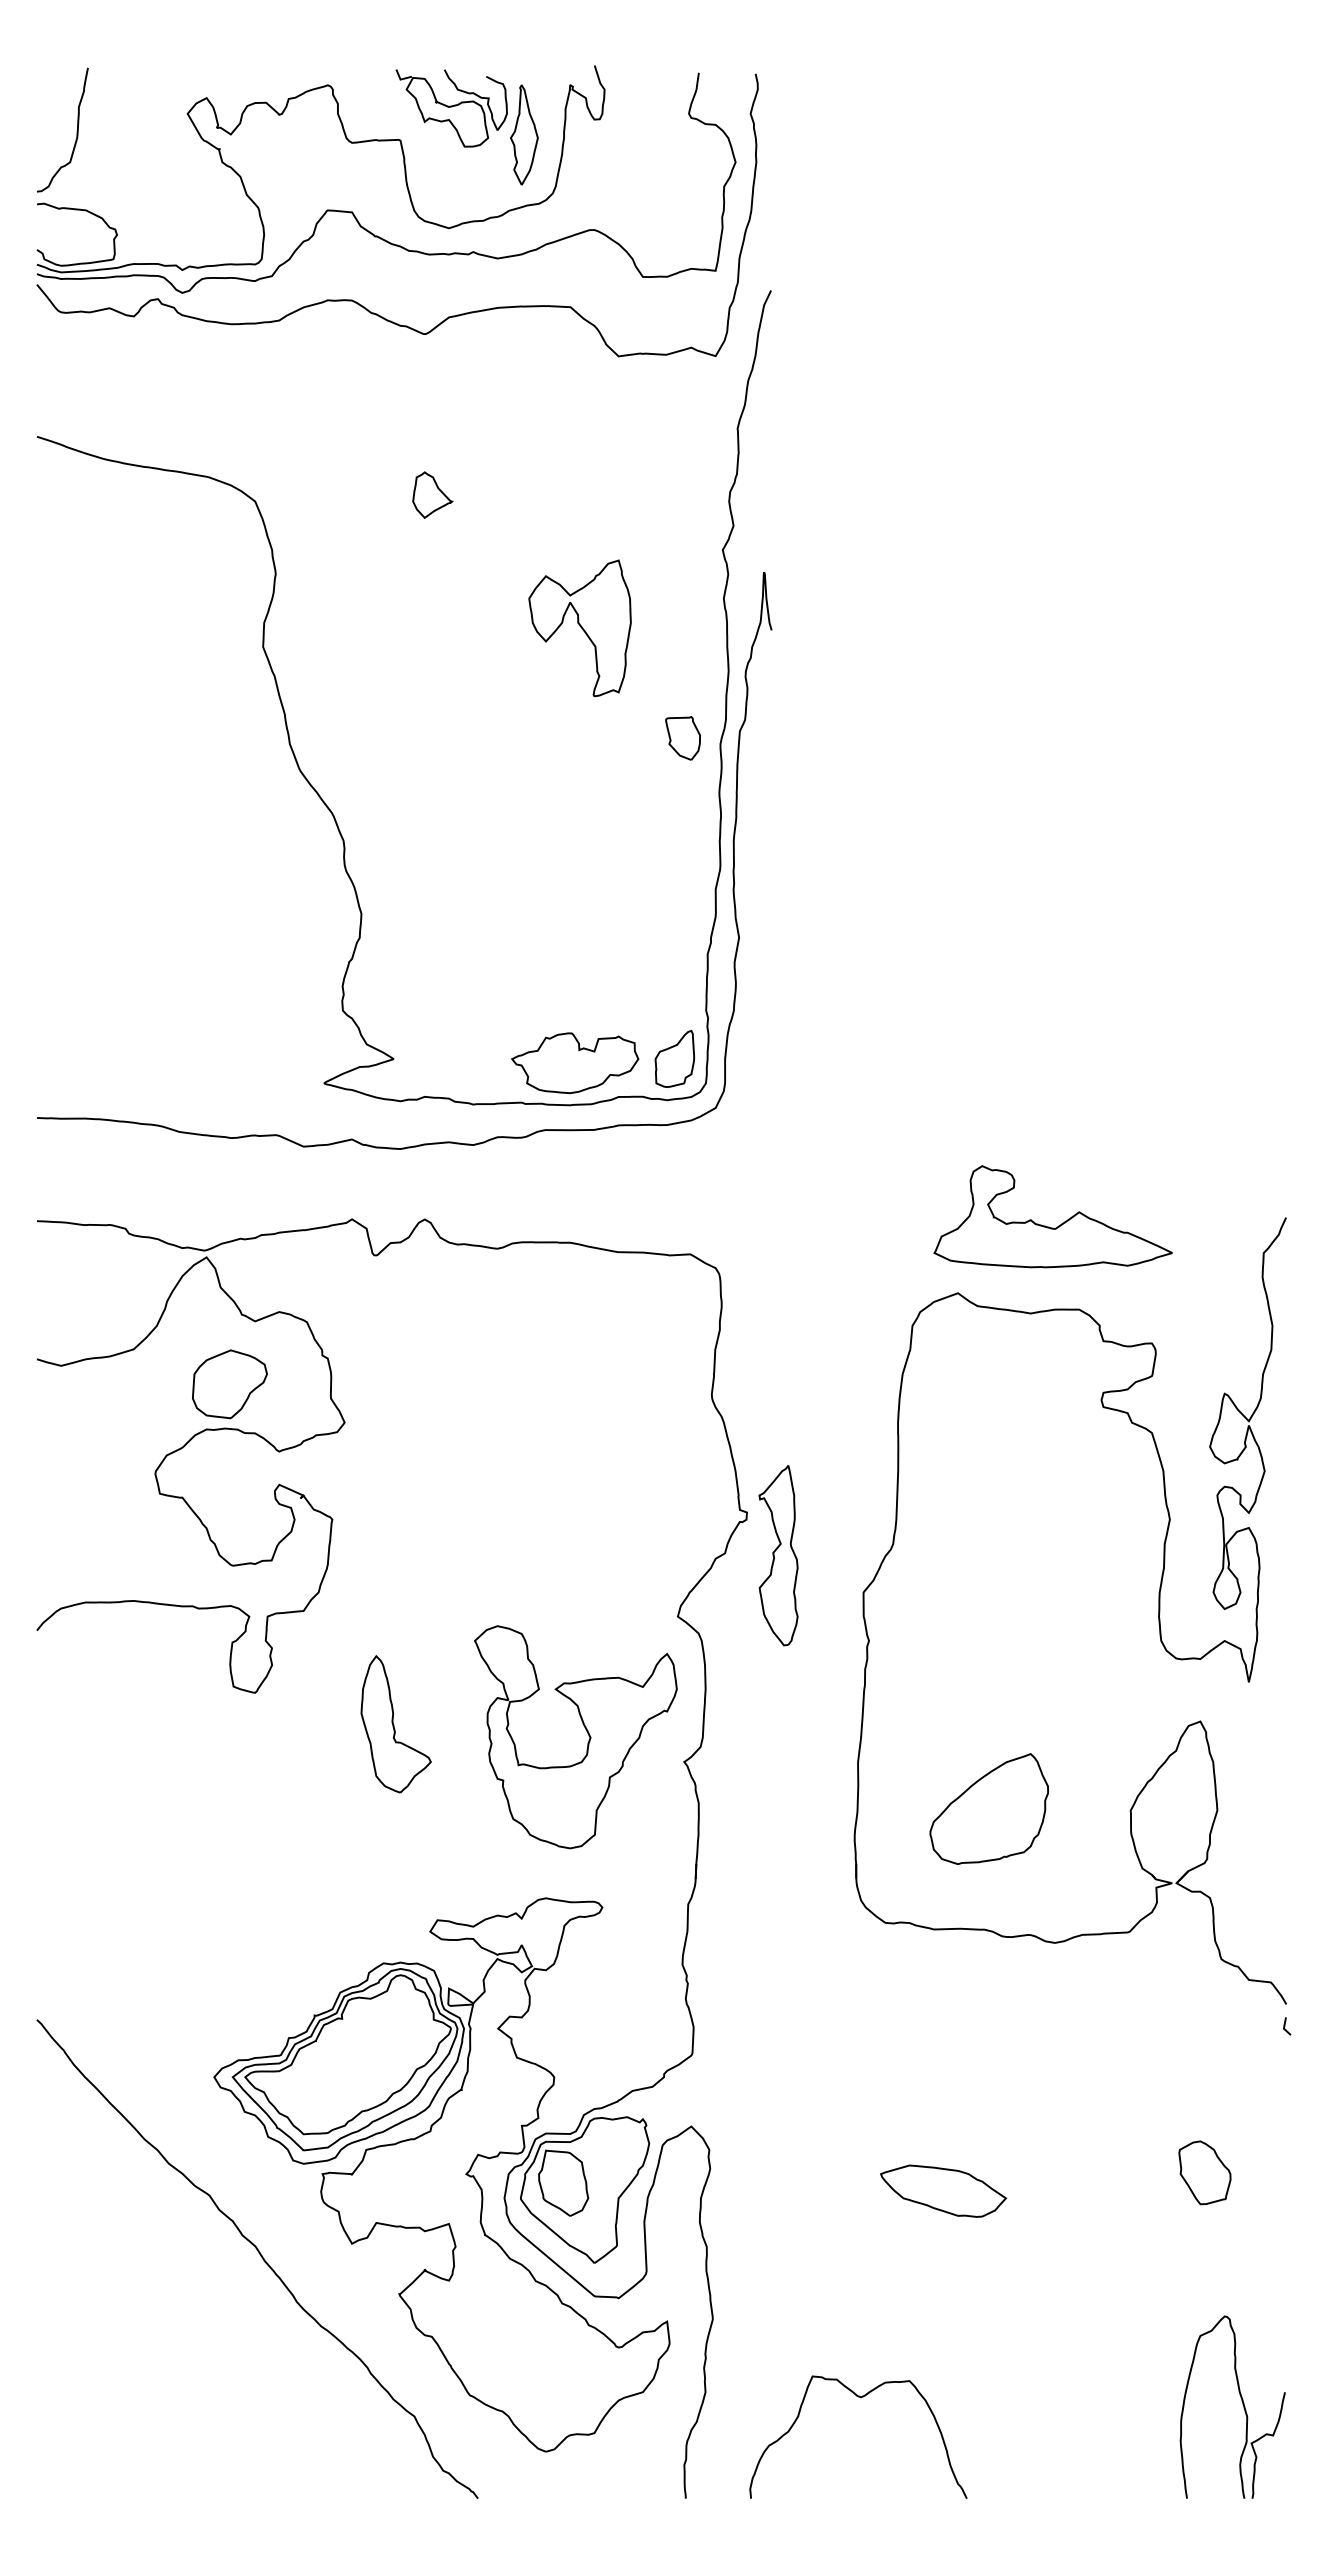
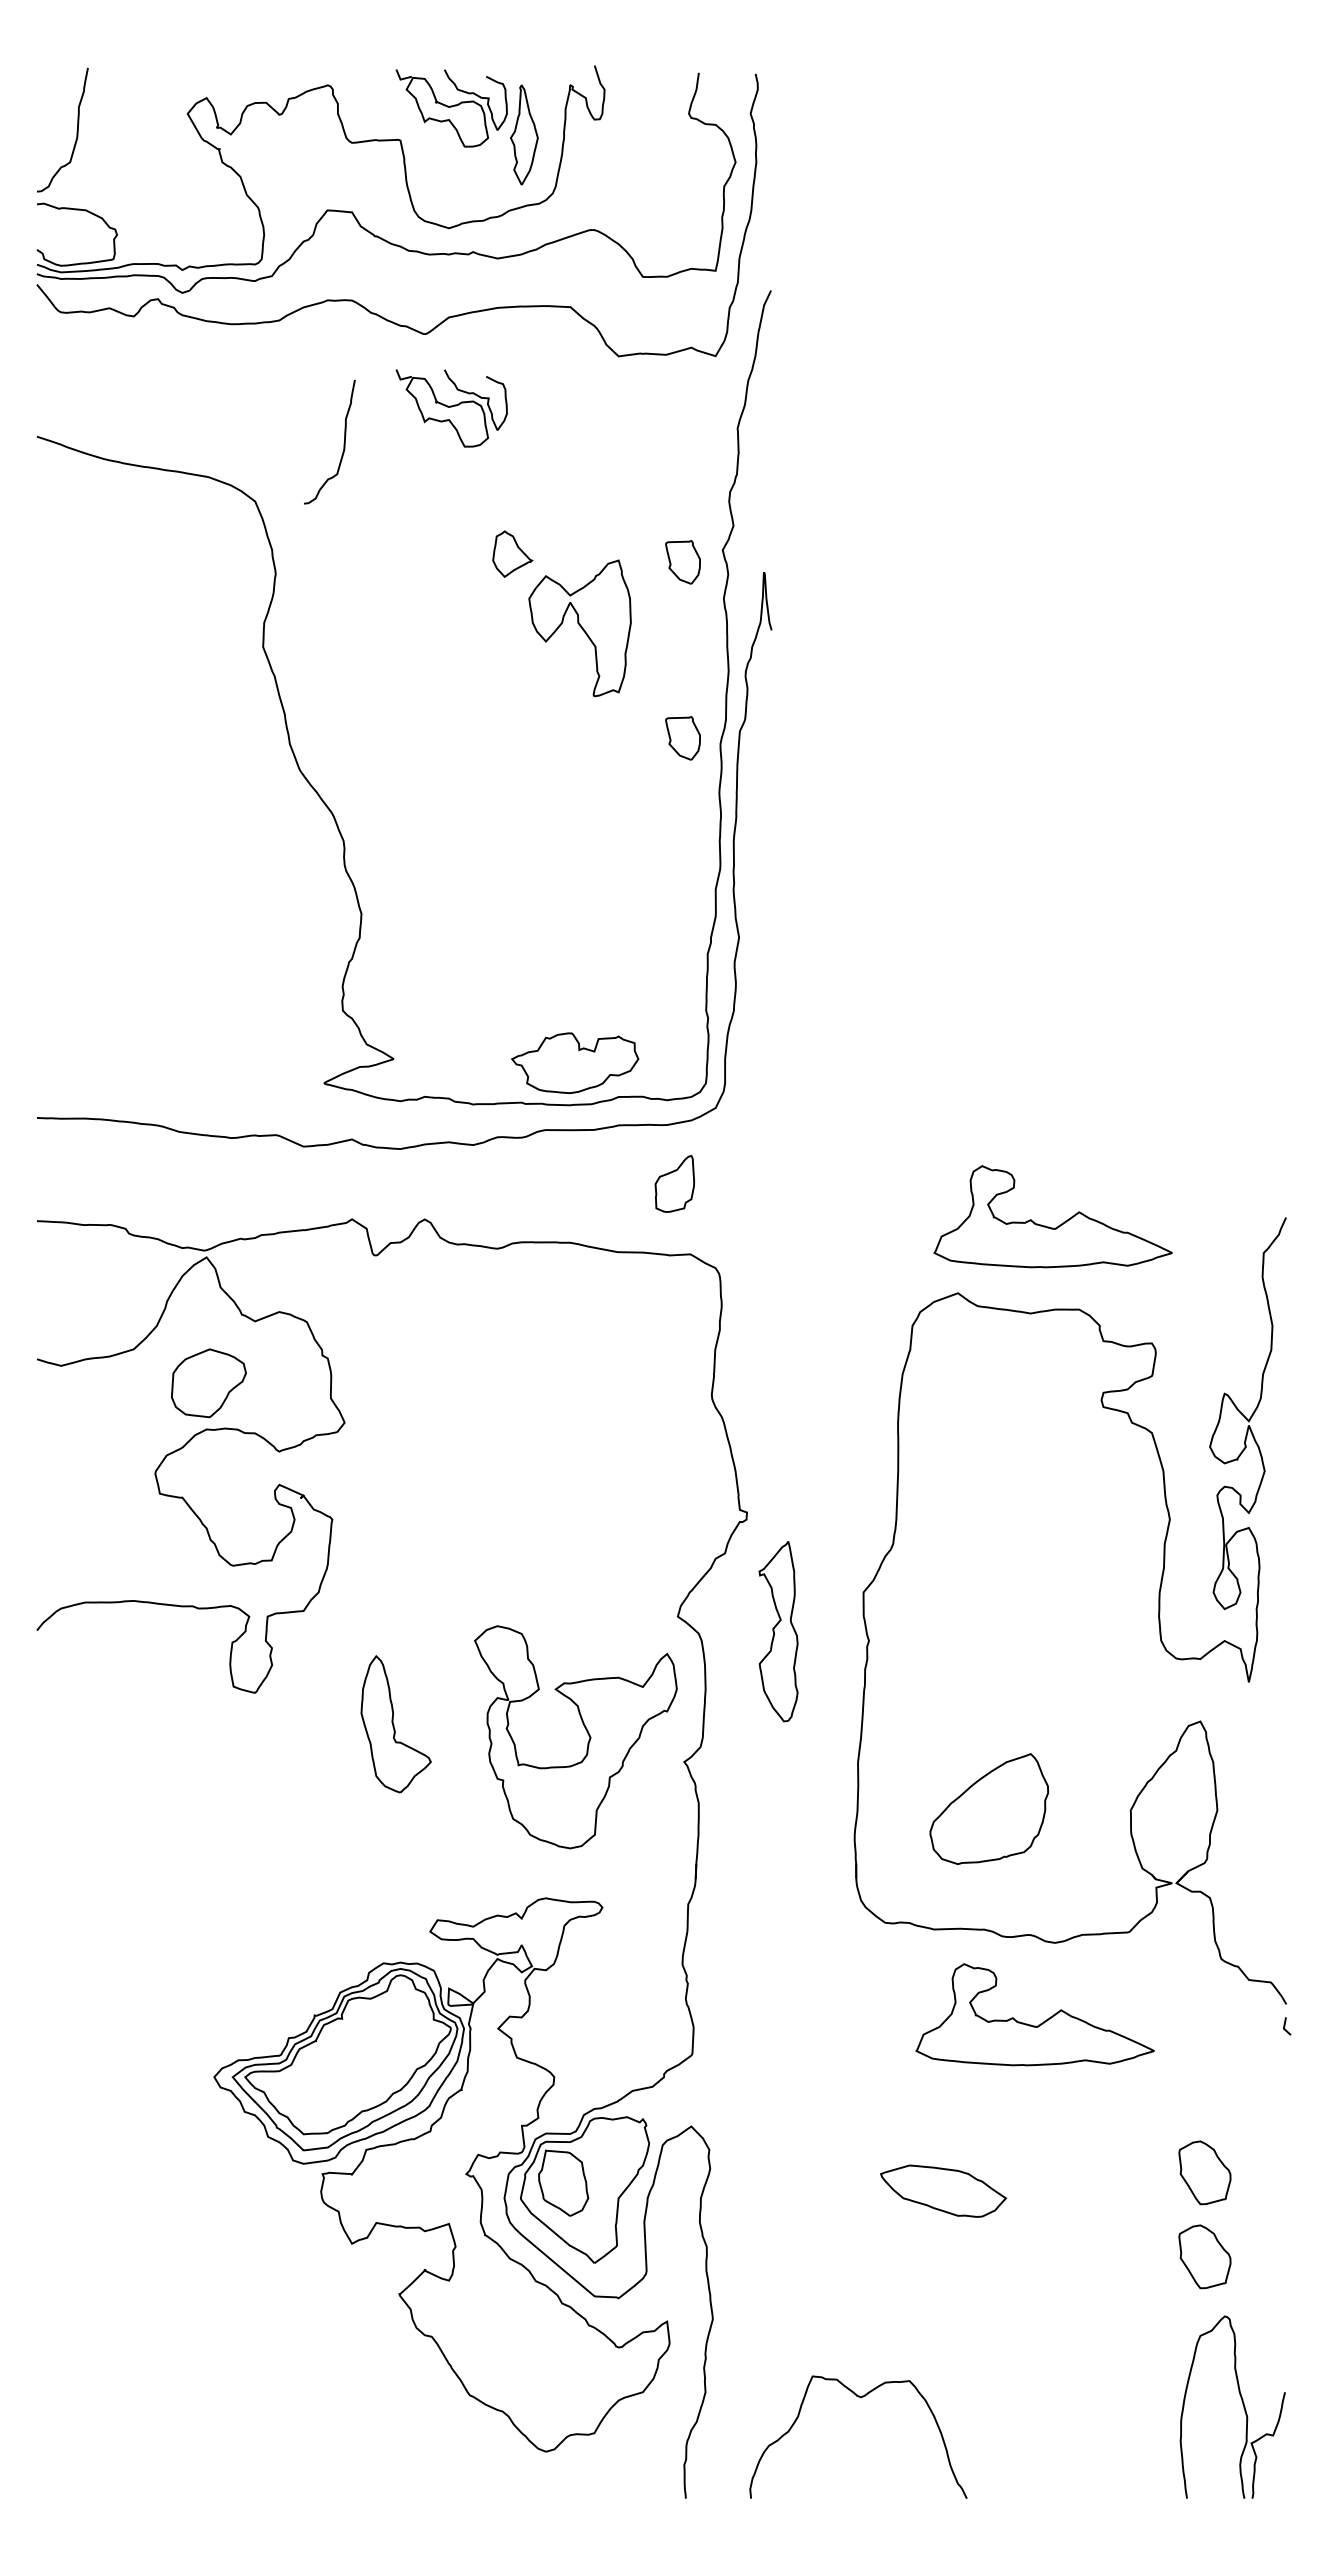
part: none -> present (451, 408)
curve: none -> present (343, 442)
part position: (432, 494) -> (512, 553) (512, 553)
part: none -> present (682, 562)
part position: (674, 1058) -> (674, 1183) (674, 1183)
part position: (229, 1384) -> (208, 1383) (208, 1383)
part position: (778, 1555) -> (778, 1631) (778, 1631)
part: none -> present (1031, 2024)
curve: present -> none (260, 2256)
part: none -> present (1204, 2256)
